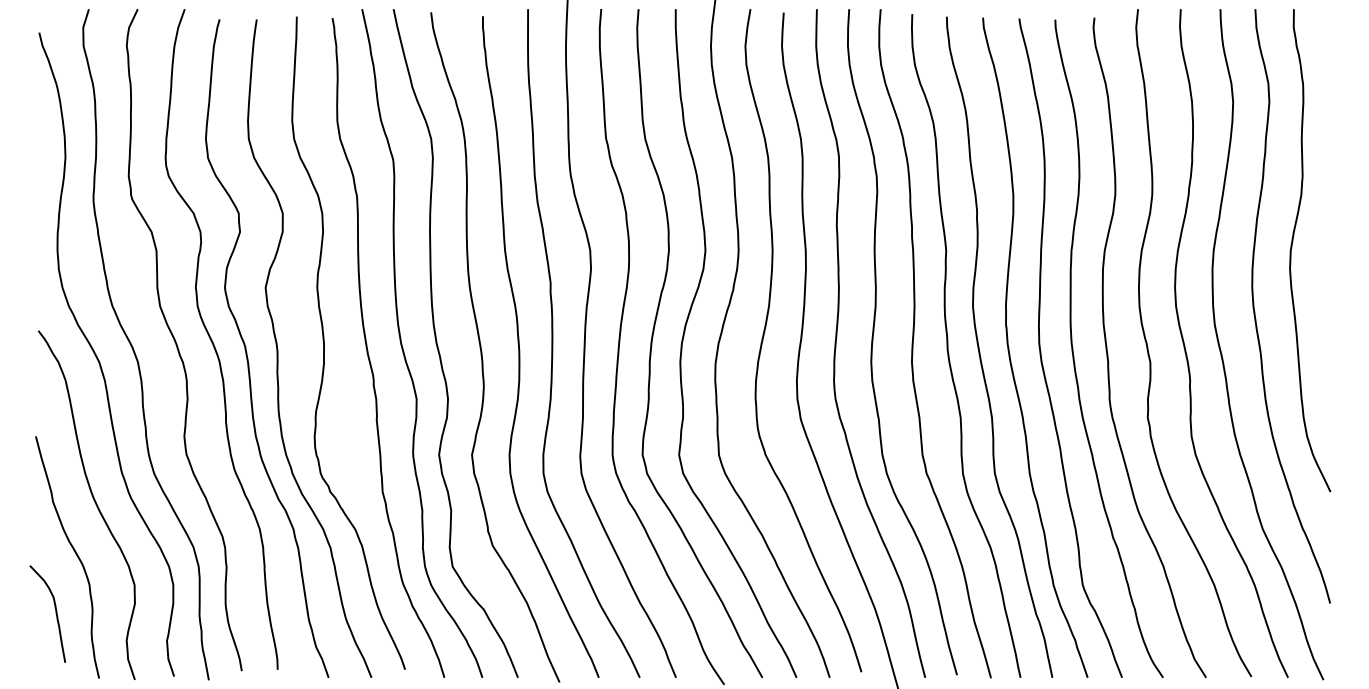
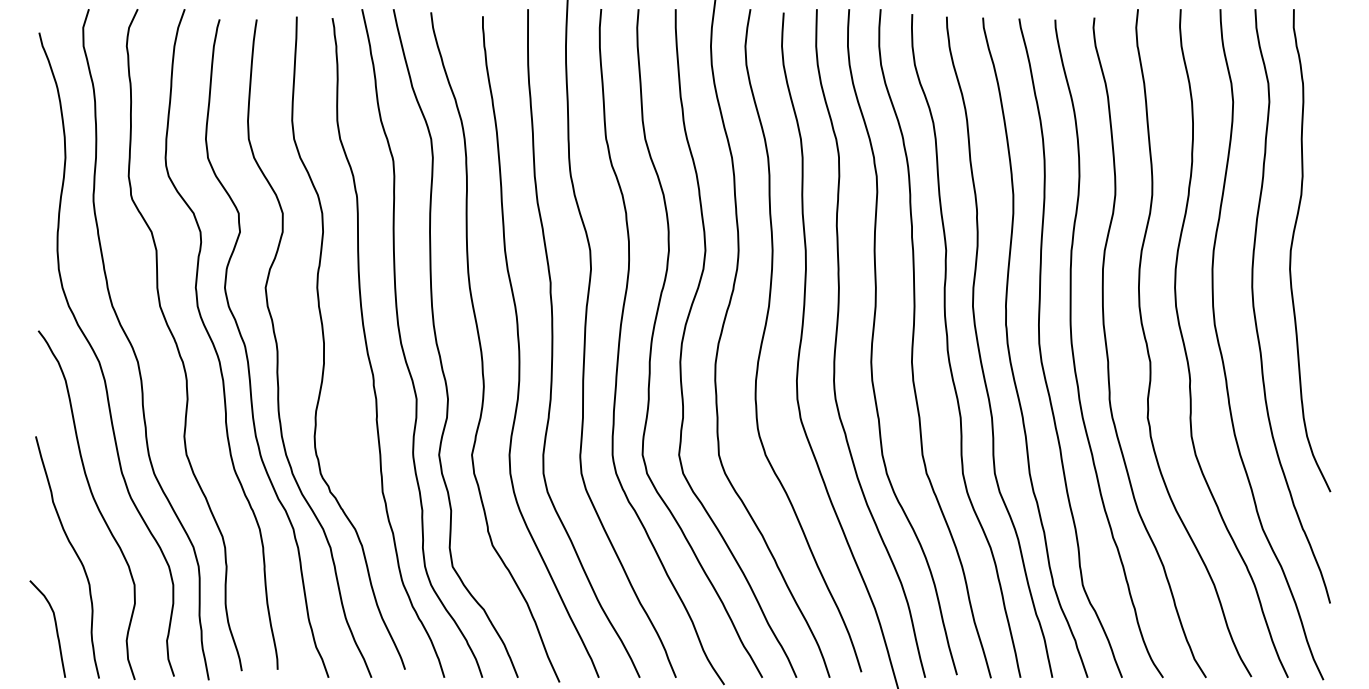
curve position: (55, 613) -> (55, 628) (55, 628)
